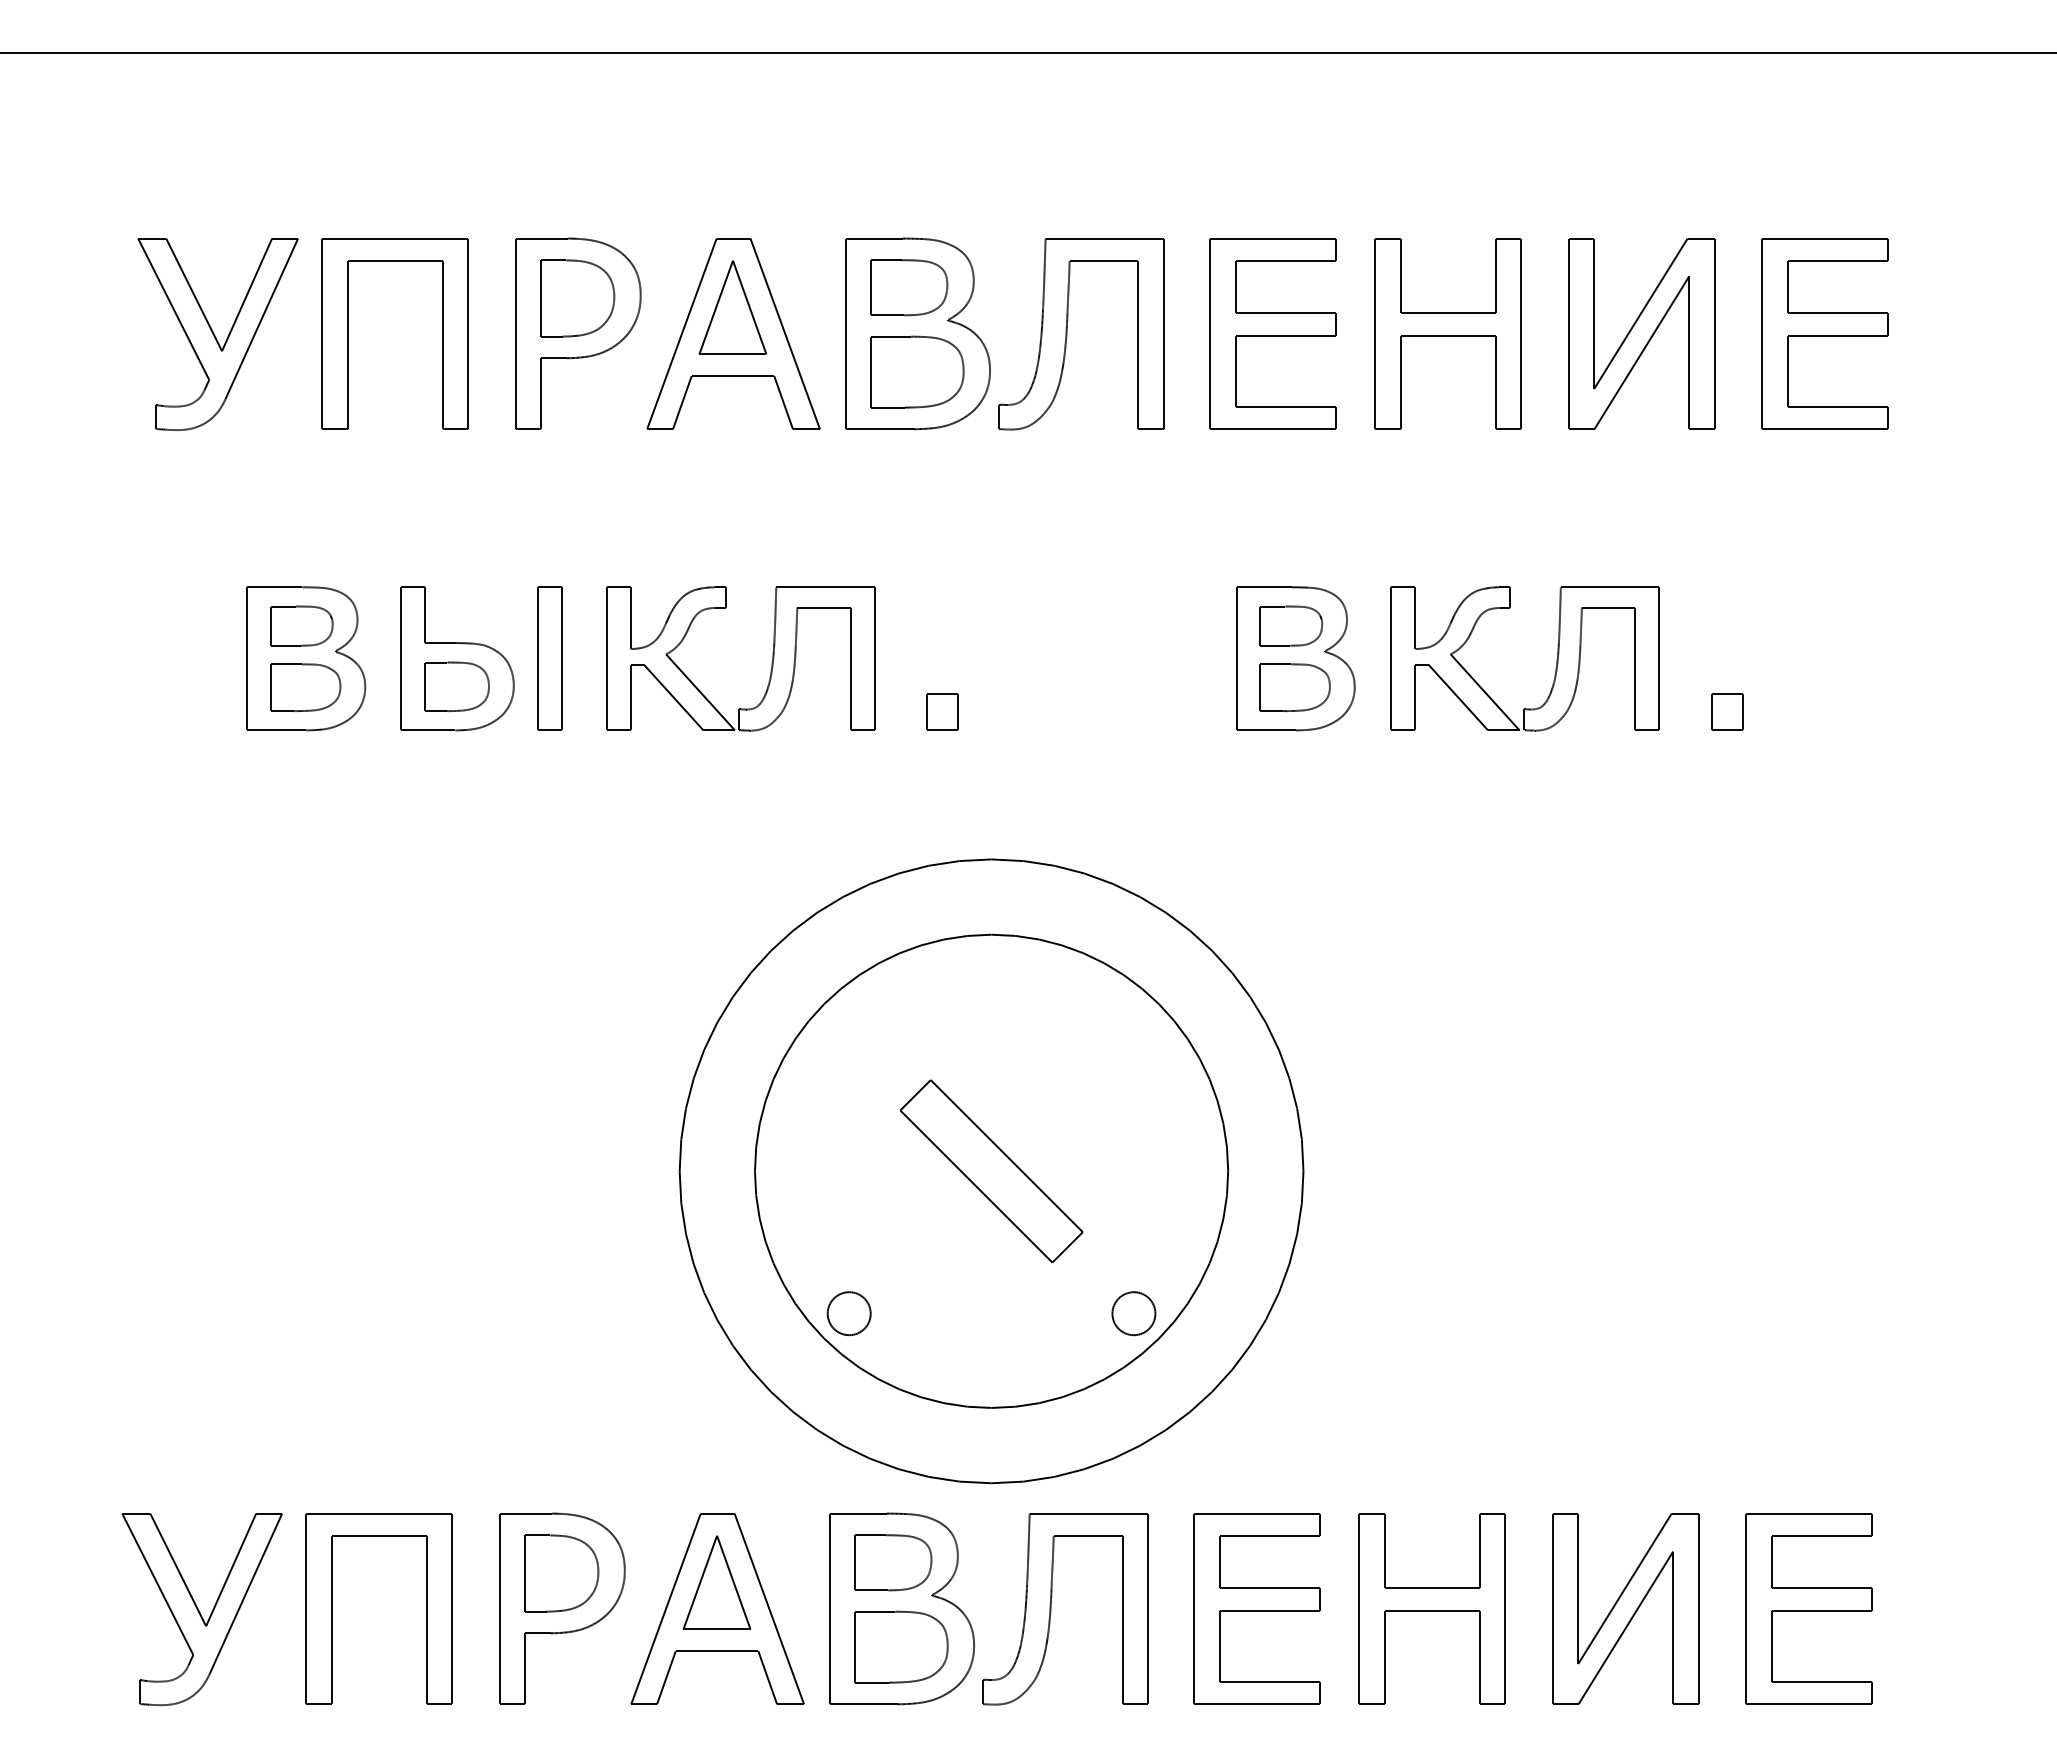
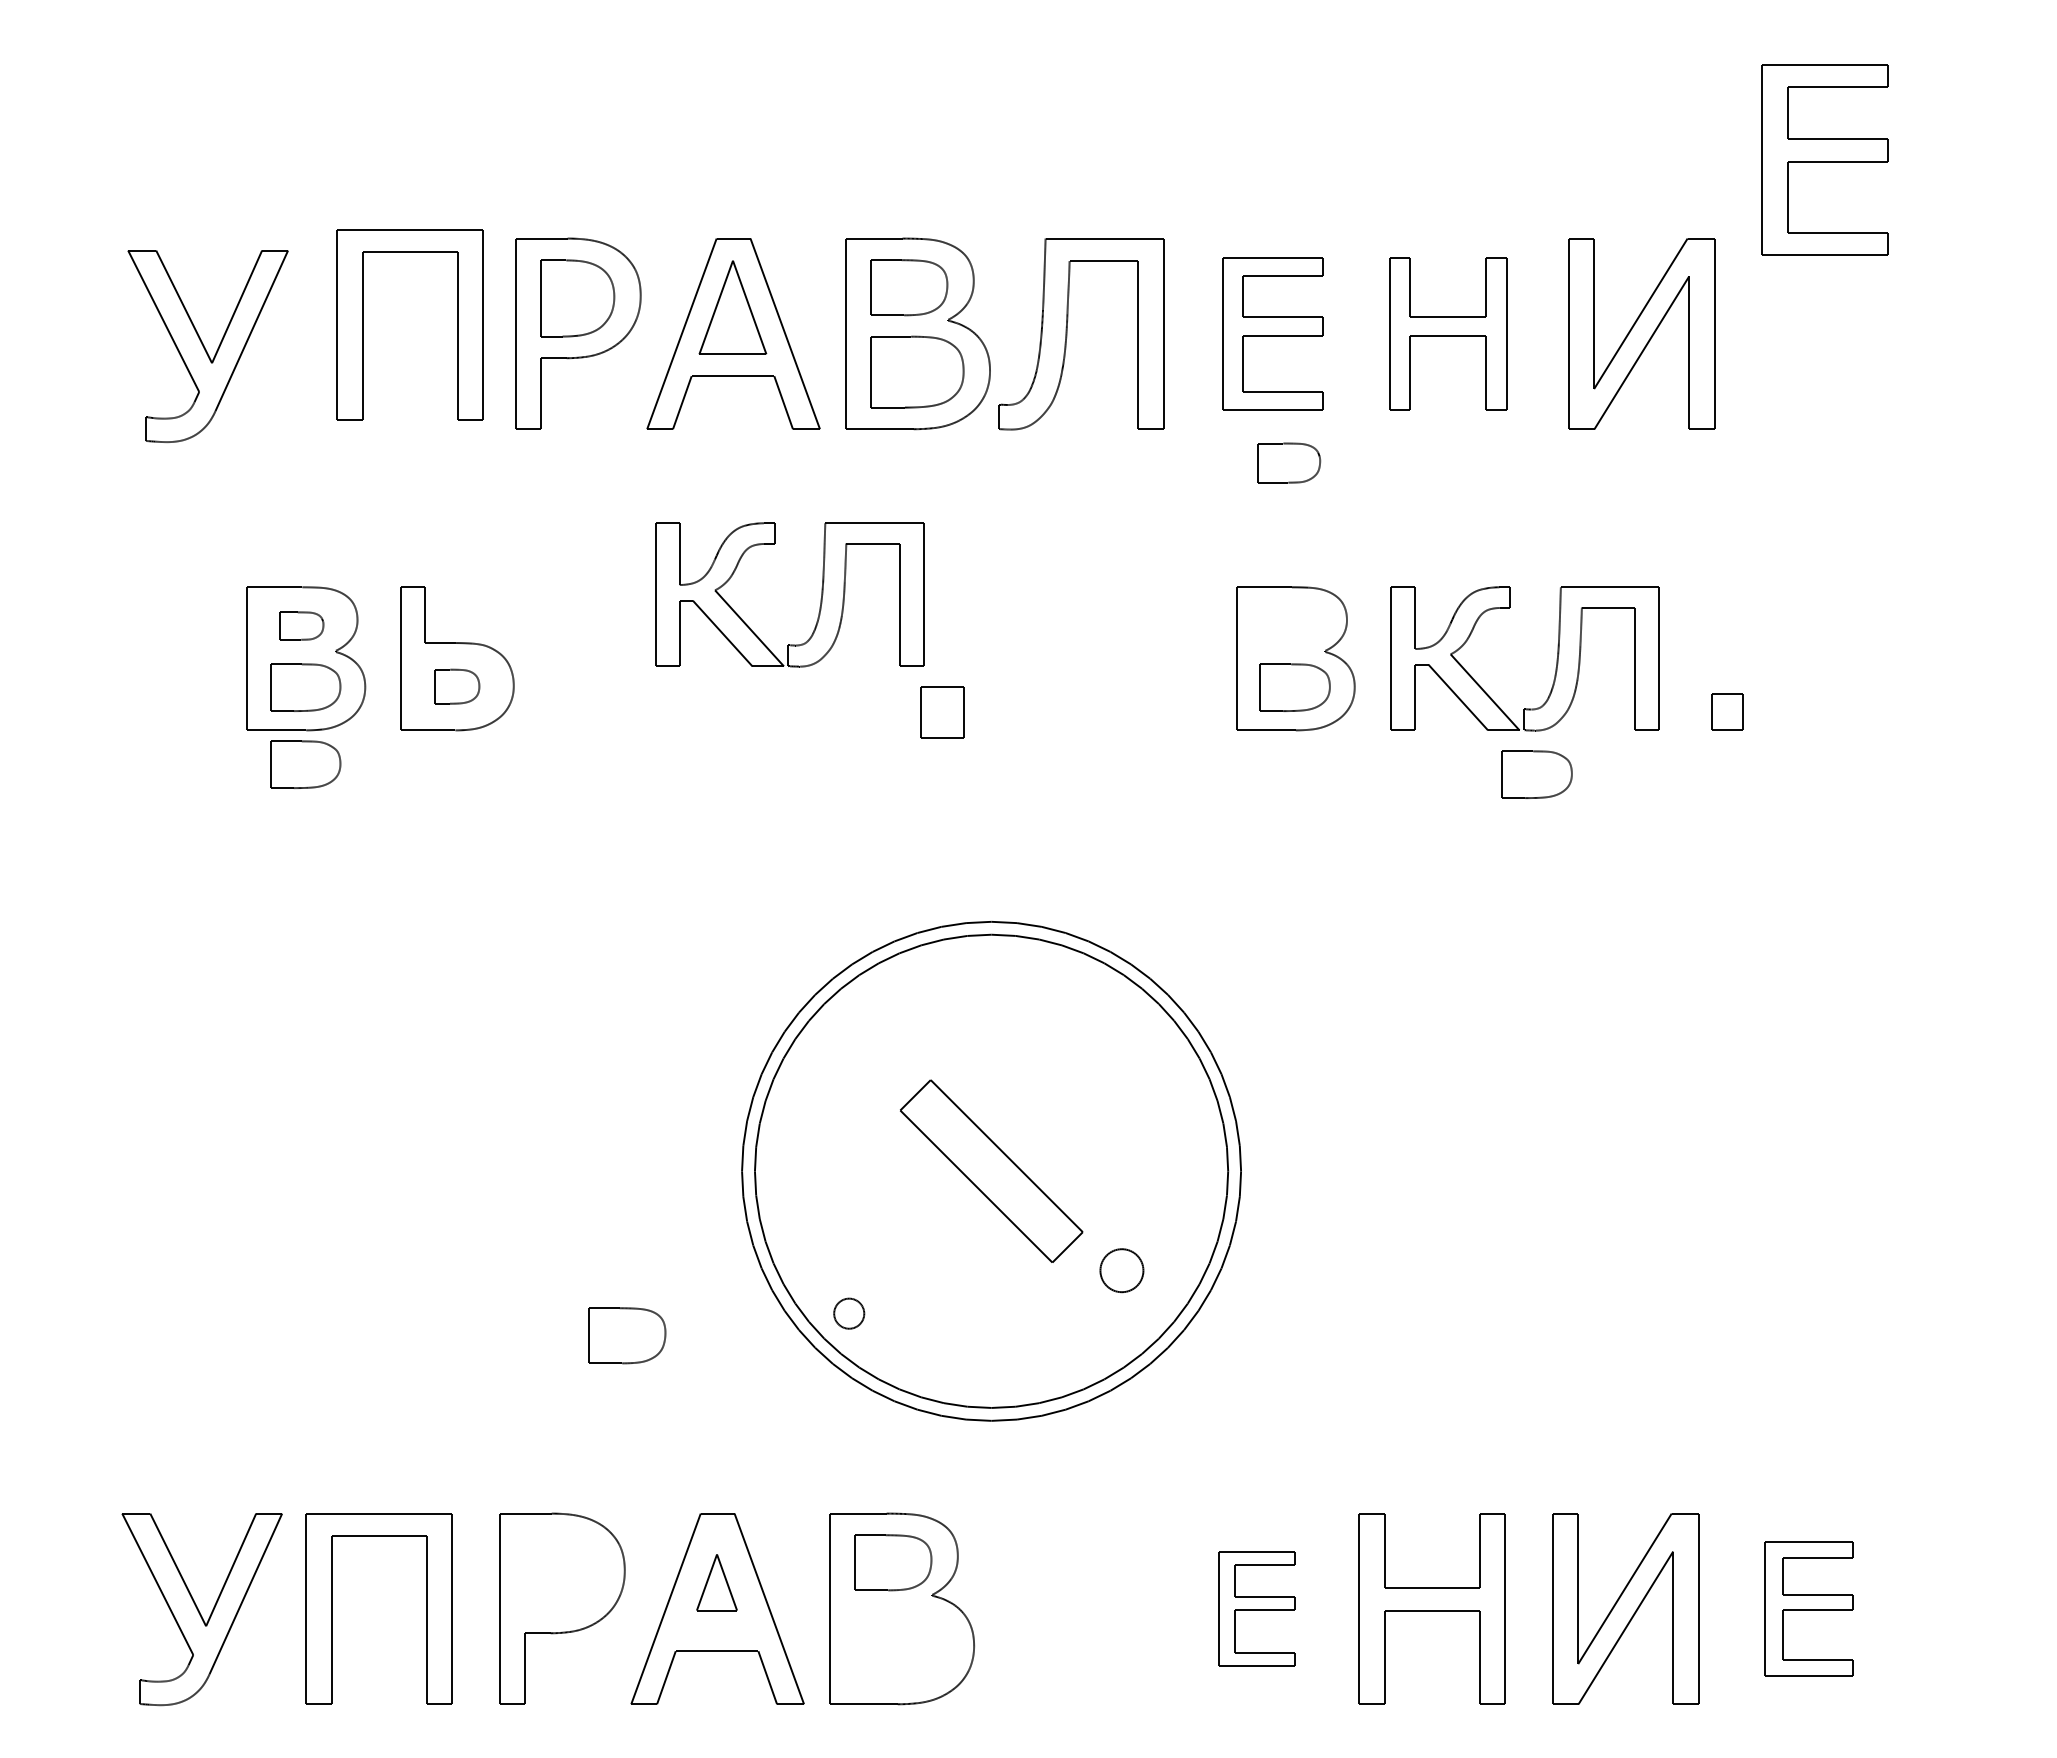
line: present -> none (1027, 52)
part position: (348, 333) -> (363, 324) (363, 324)
part size: 128x192 px -> 102x154 px (1272, 333)
part size: 148x192 px -> 119x154 px (1448, 333)
part position: (1824, 333) -> (1824, 159) (1824, 159)
part position: (217, 334) -> (207, 346) (207, 346)
part size: 64x42 px -> 46x30 px (301, 625)
part position: (1291, 625) -> (1289, 462) (1289, 462)
part: present -> none (549, 658)
part position: (771, 662) -> (820, 598) (820, 598)
part size: 66x51 px -> 47x37 px (457, 686)
part size: 33x38 px -> 45x53 px (942, 712)
part: none -> present (305, 764)
part: none -> present (1536, 774)
circle diameter: 624 px -> 499 px (991, 1170)
circle diameter: 43 px -> 30 px (849, 1313)
circle position: (1133, 1313) -> (1121, 1270) (1121, 1270)
part: none -> present (627, 1335)
part: present -> none (561, 1573)
part size: 70x95 px -> 42x58 px (716, 1582)
part size: 128x192 px -> 78x116 px (1256, 1608)
part size: 128x192 px -> 90x136 px (1808, 1608)
part: present -> none (1051, 1609)
part: present -> none (901, 1646)
